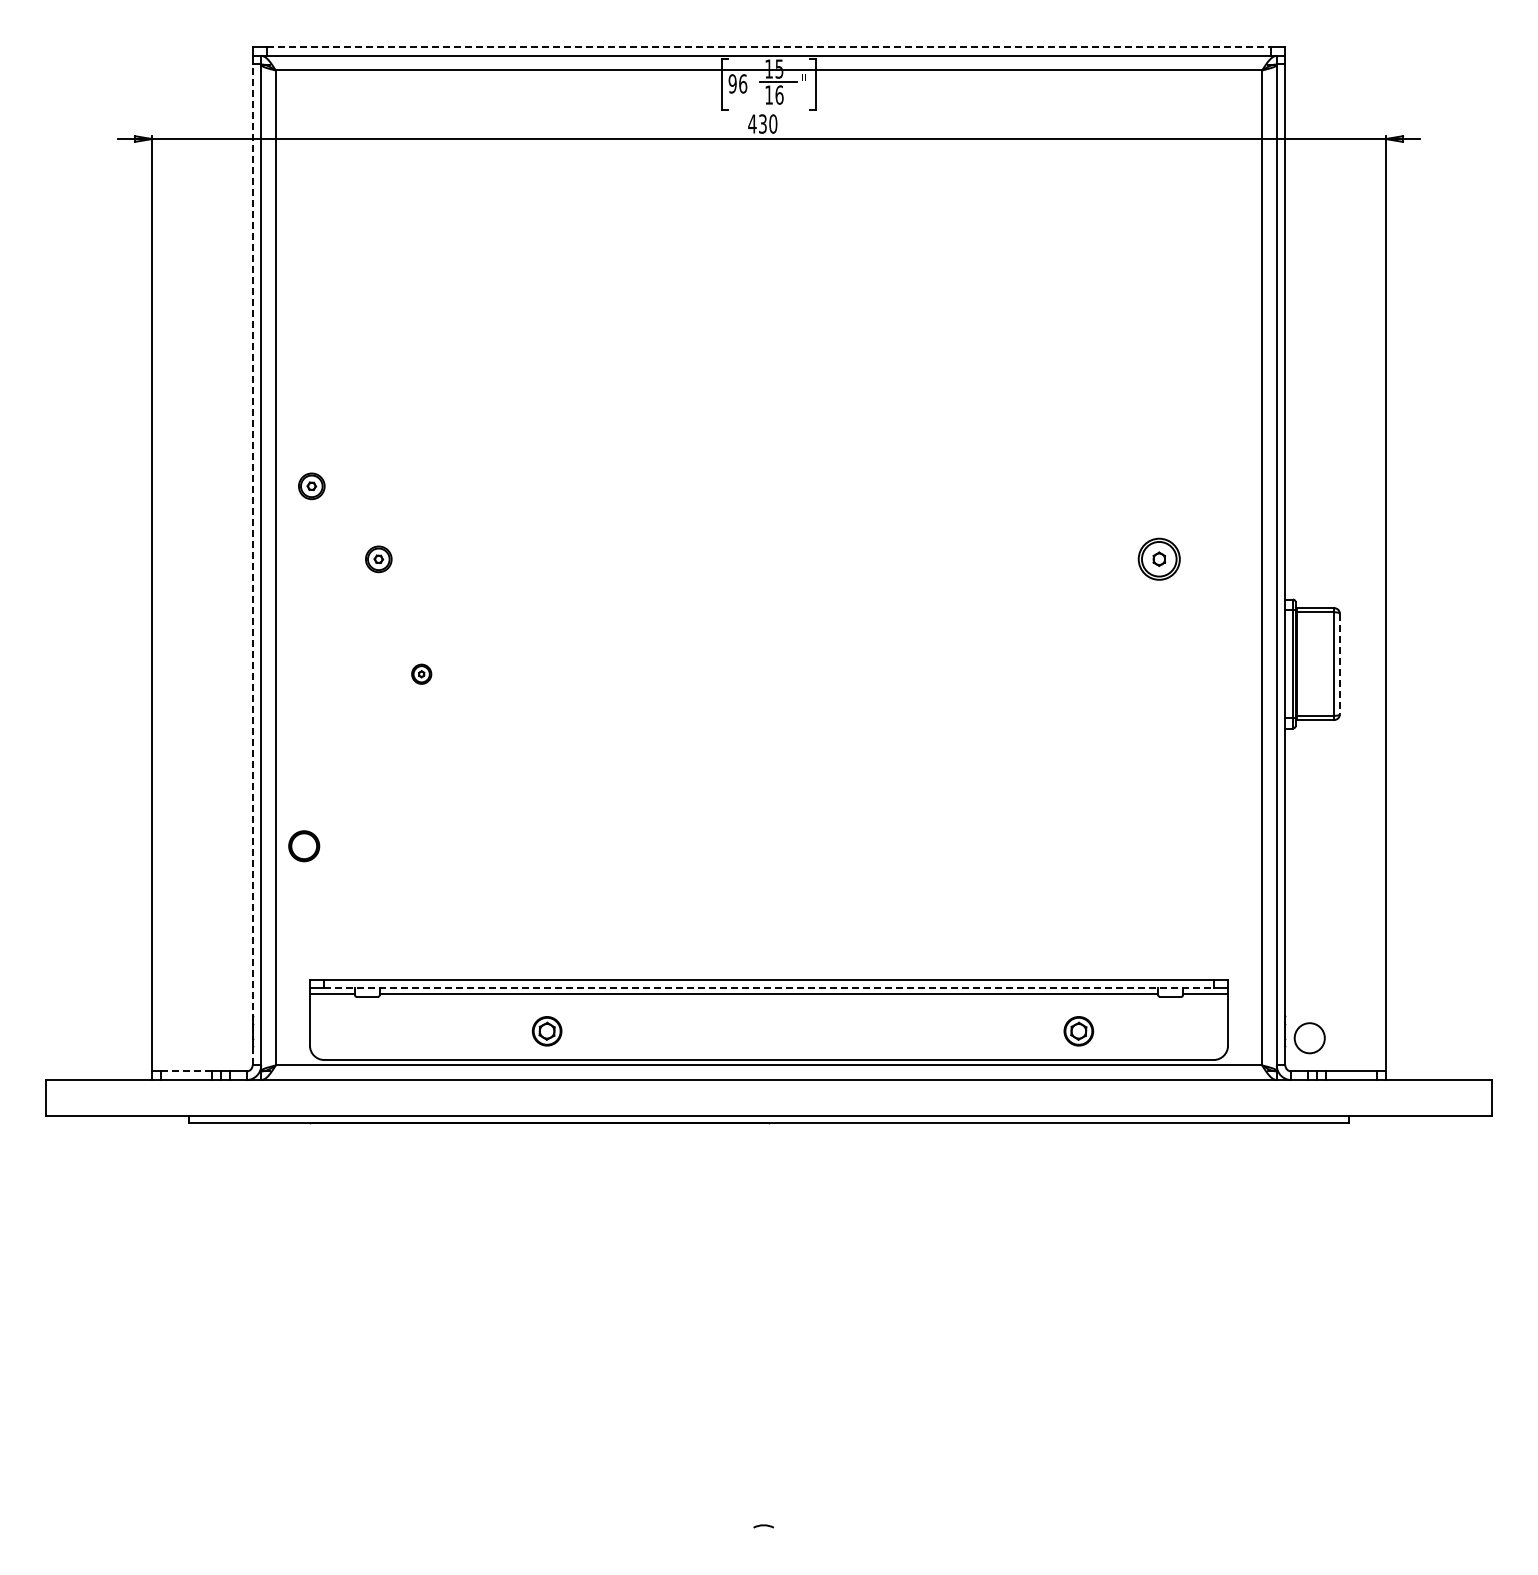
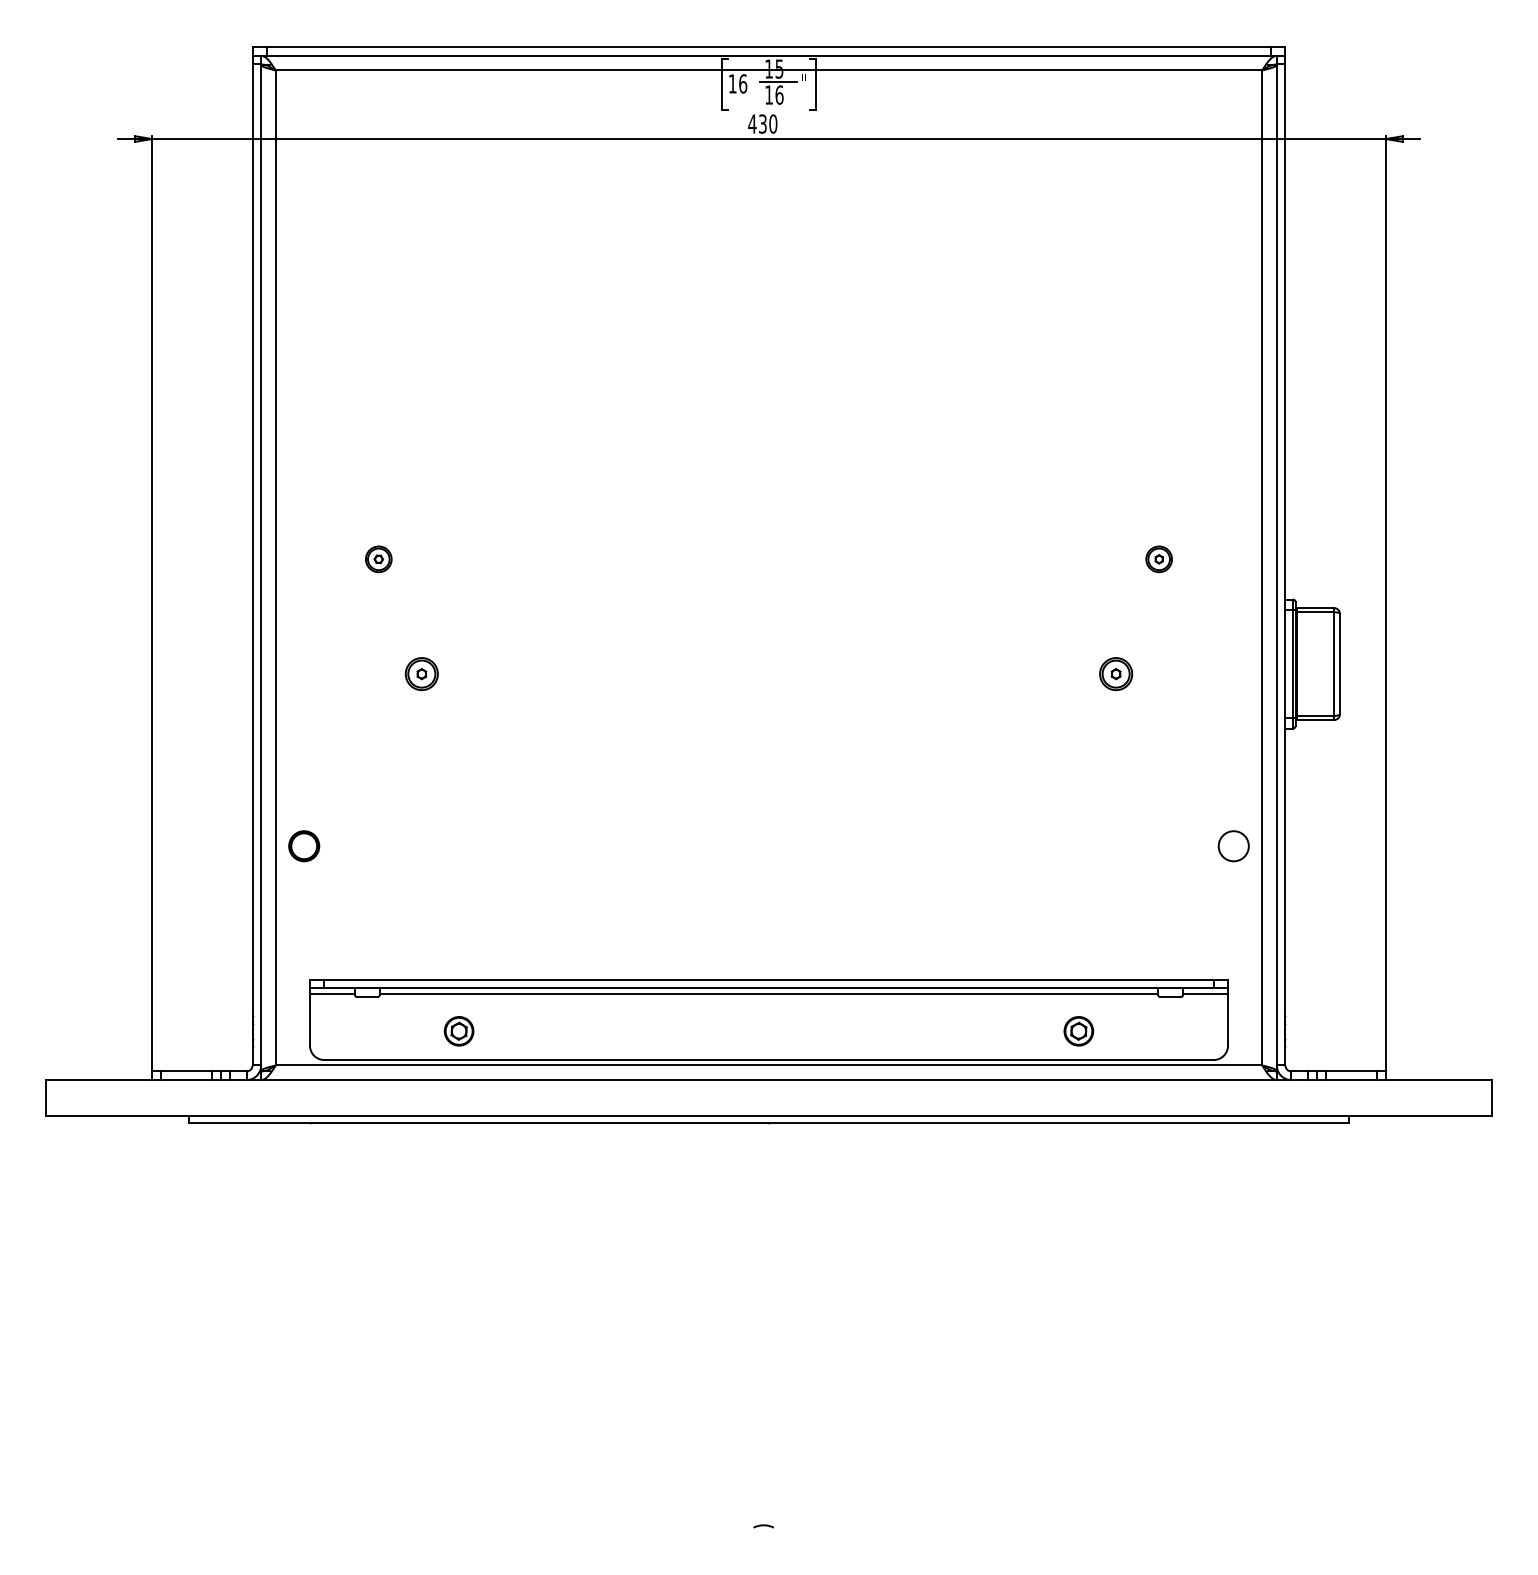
line: dashed -> solid (769, 47)
text: 96 -> 16 (732, 83)
part: present -> none (311, 486)
part size: 44x44 px -> 28x29 px (1158, 559)
line: dashed -> solid (252, 564)
line: dashed -> solid (1339, 664)
part size: 22x22 px -> 35x35 px (421, 674)
part: none -> present (1116, 674)
line: dashed -> solid (769, 988)
part position: (546, 1031) -> (458, 1031) (458, 1031)
circle position: (1309, 1038) -> (1233, 846) (1233, 846)
line: dashed -> solid (186, 1071)
